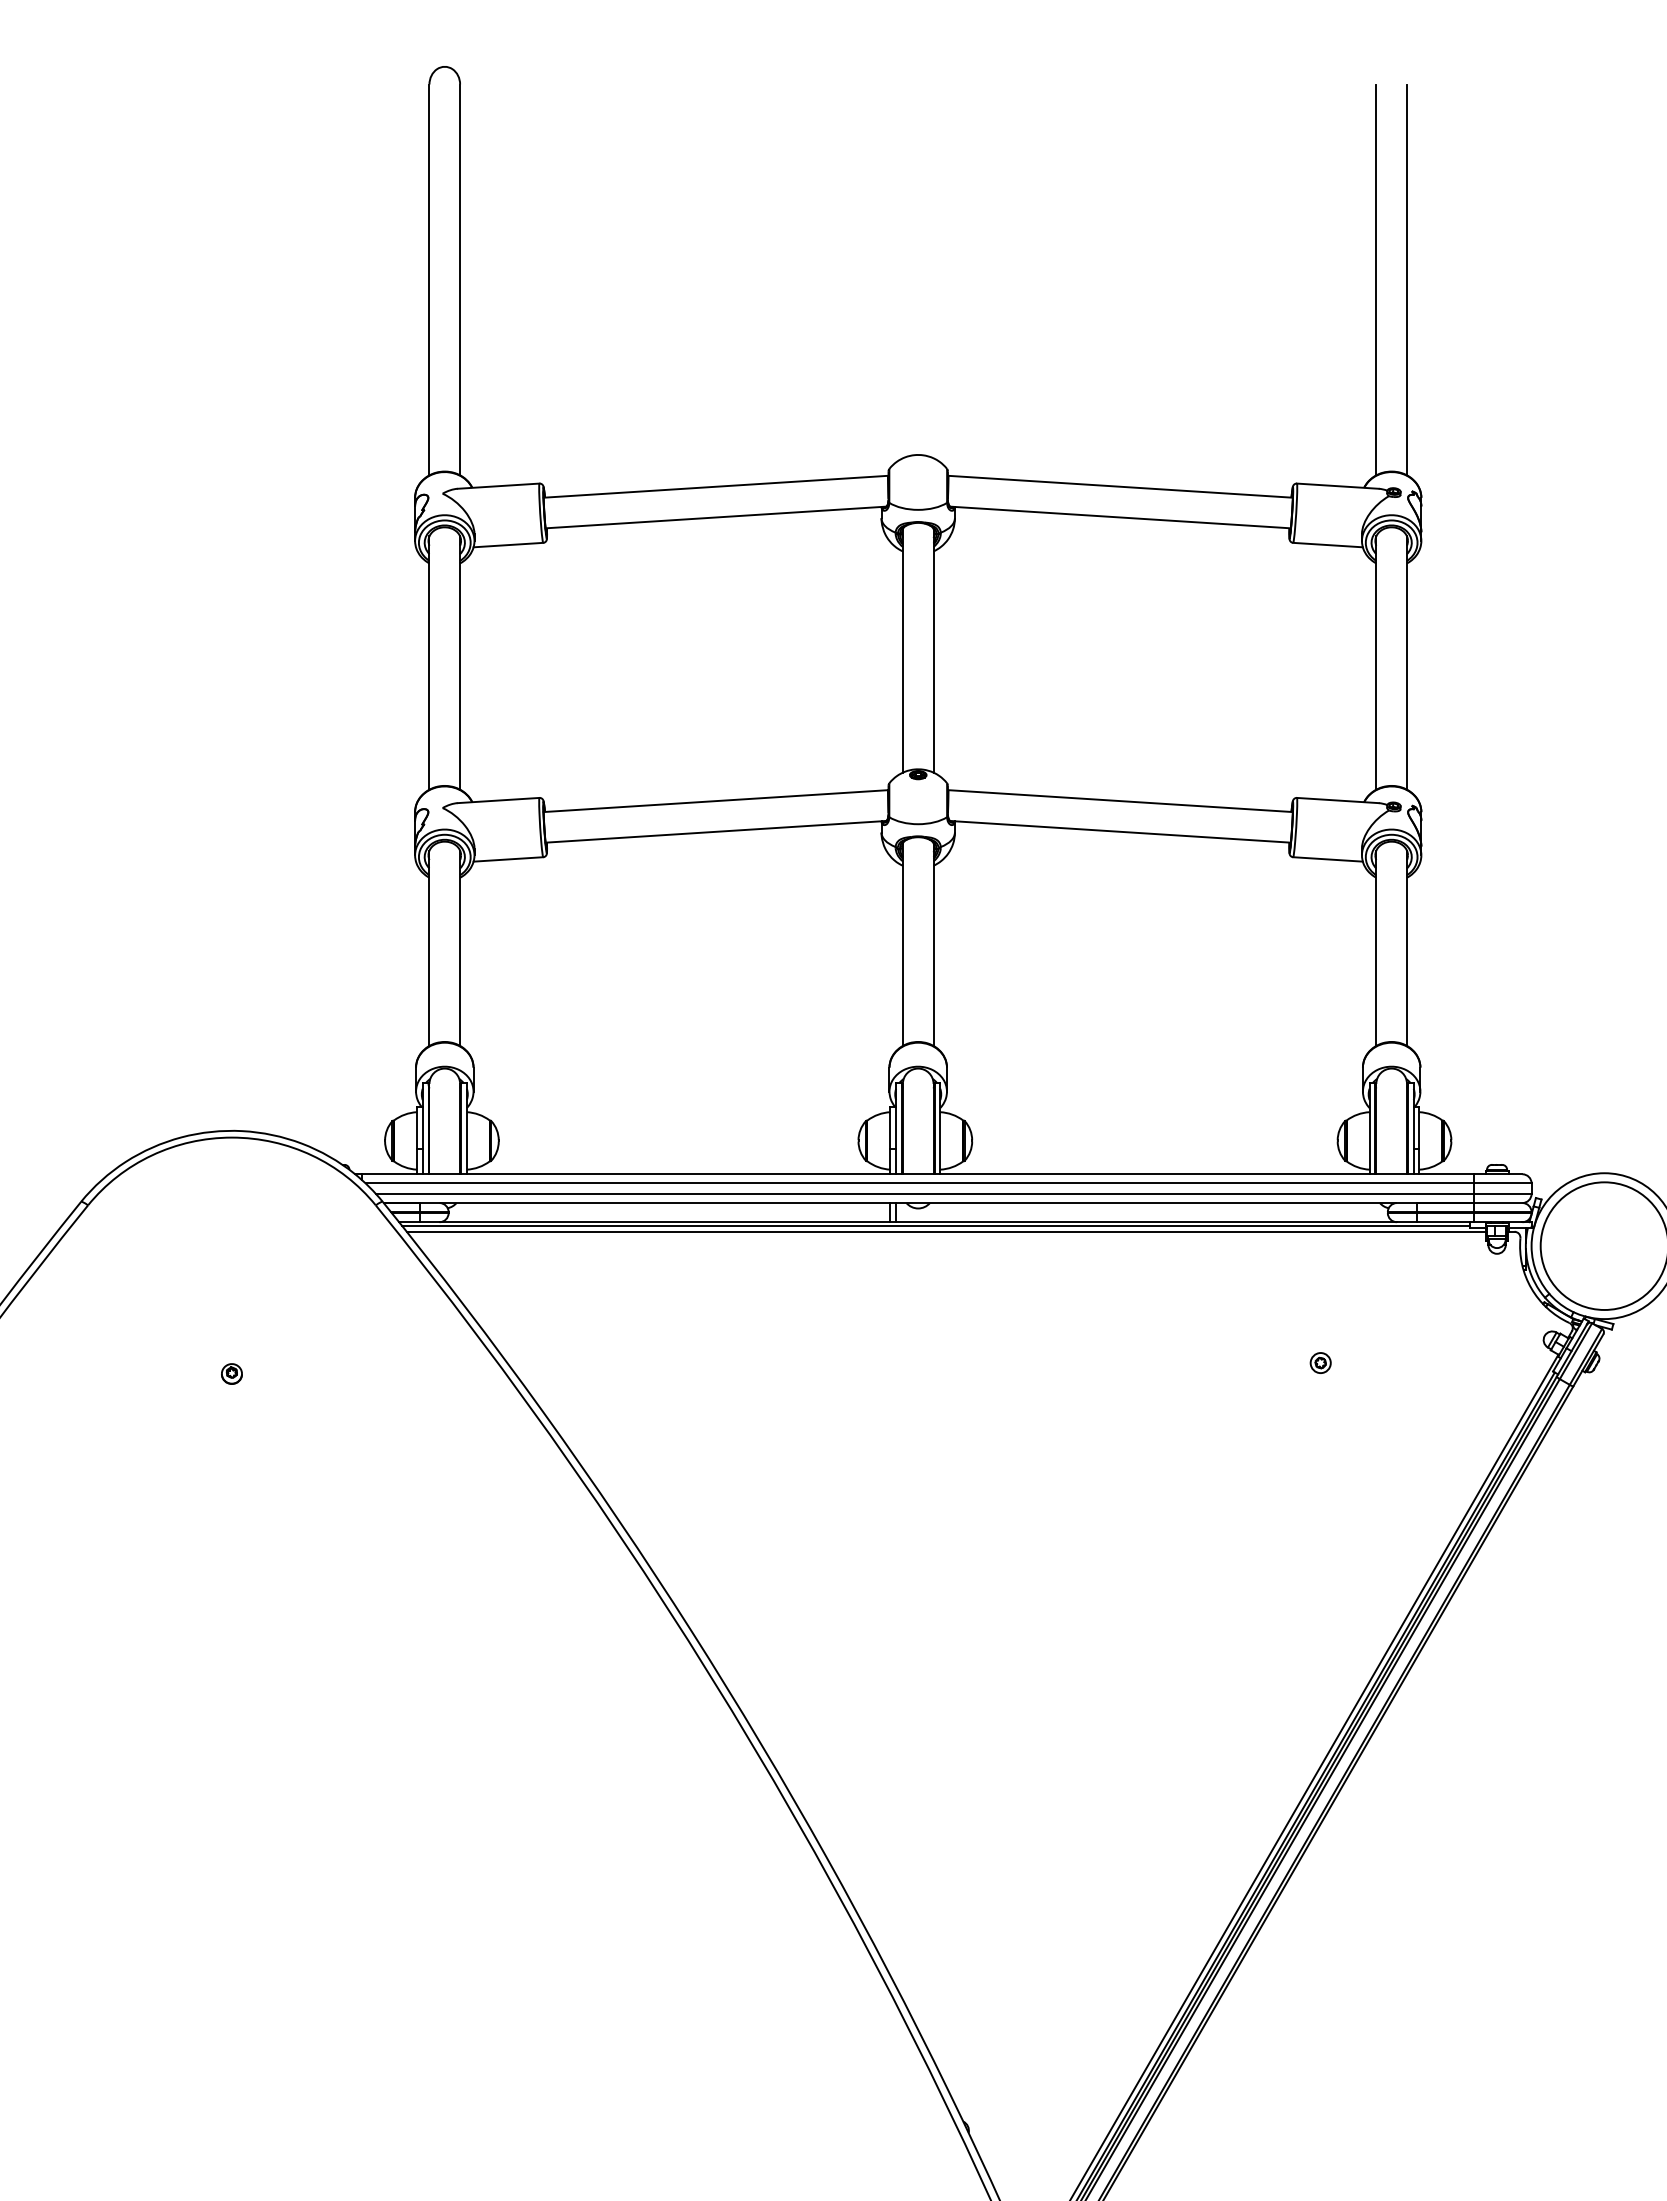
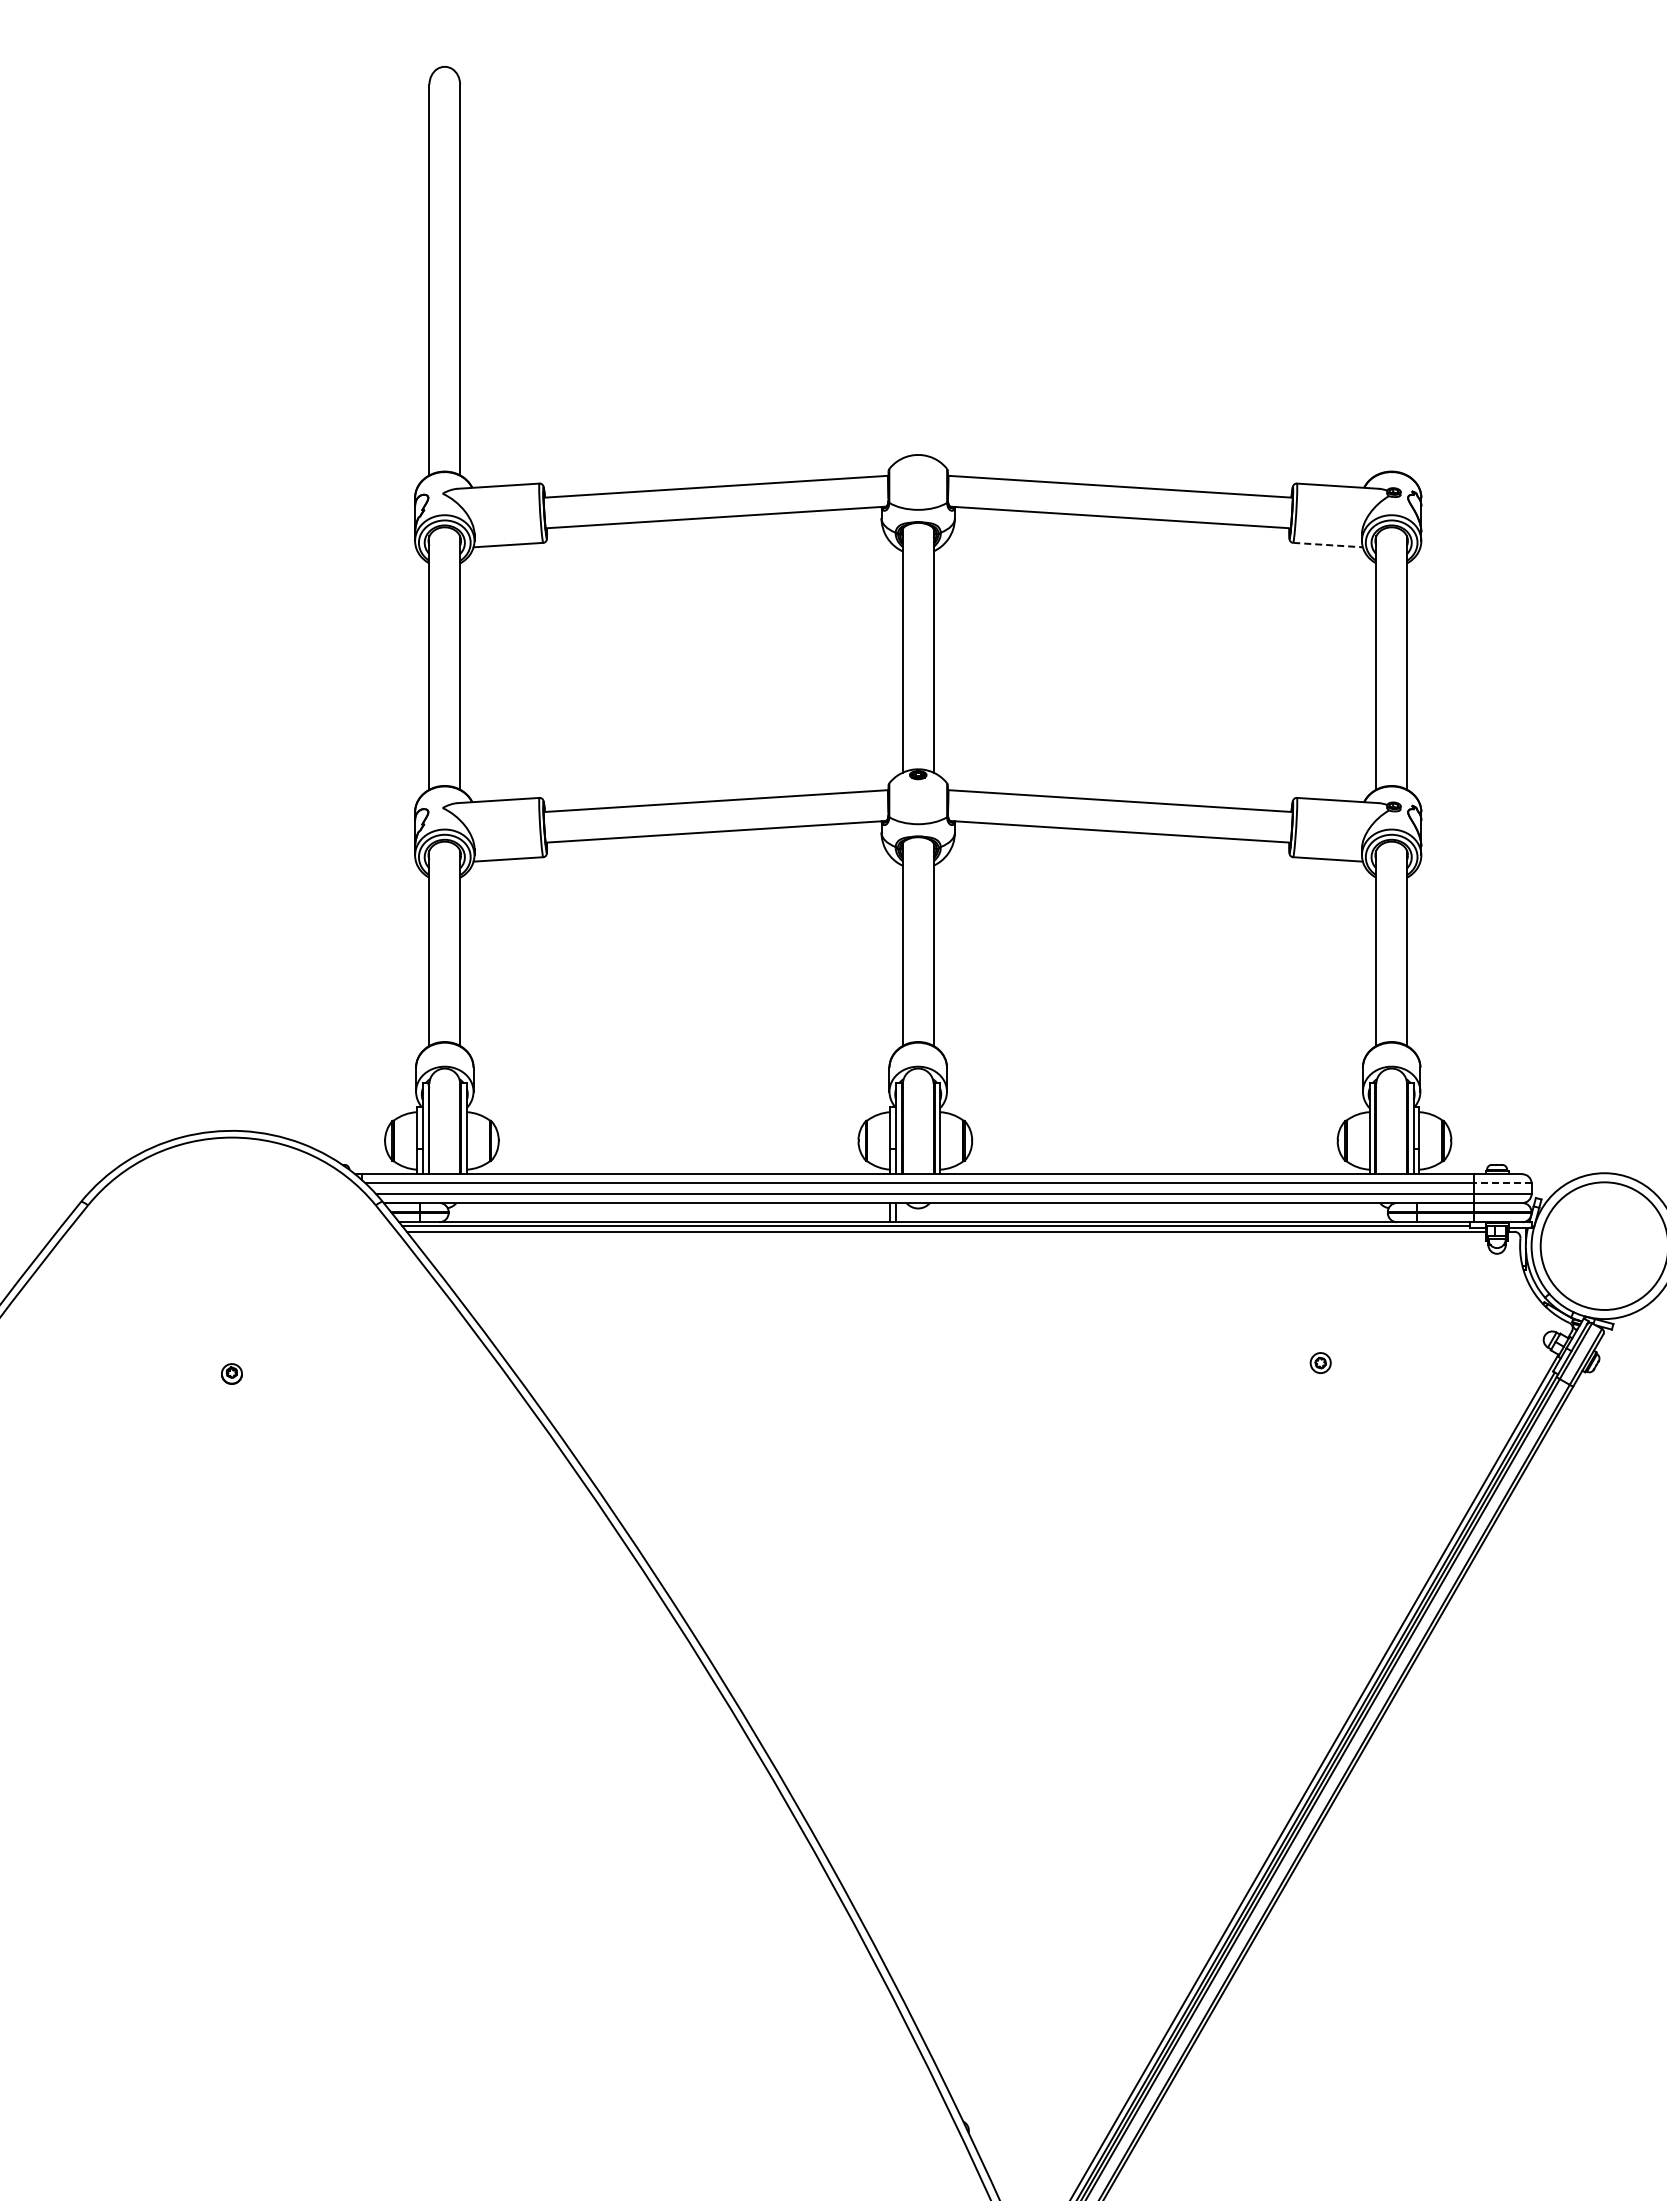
line: present -> none (1376, 279)
line: present -> none (1407, 279)
line: solid -> dashed (1328, 545)
line: solid -> dashed (1502, 1183)
